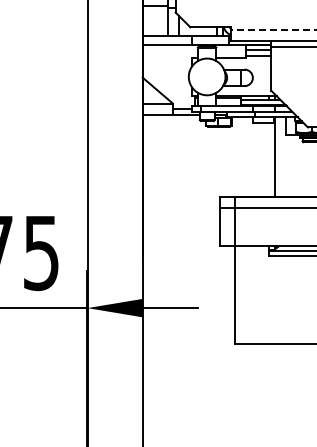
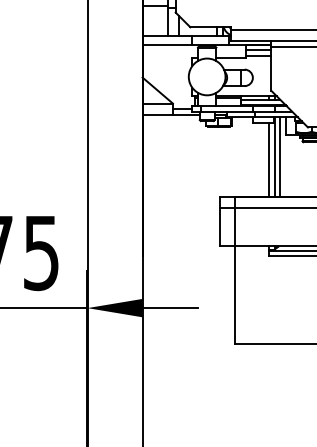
line: dashed -> solid (273, 30)
line: none -> present (280, 157)
line: none -> present (269, 159)
